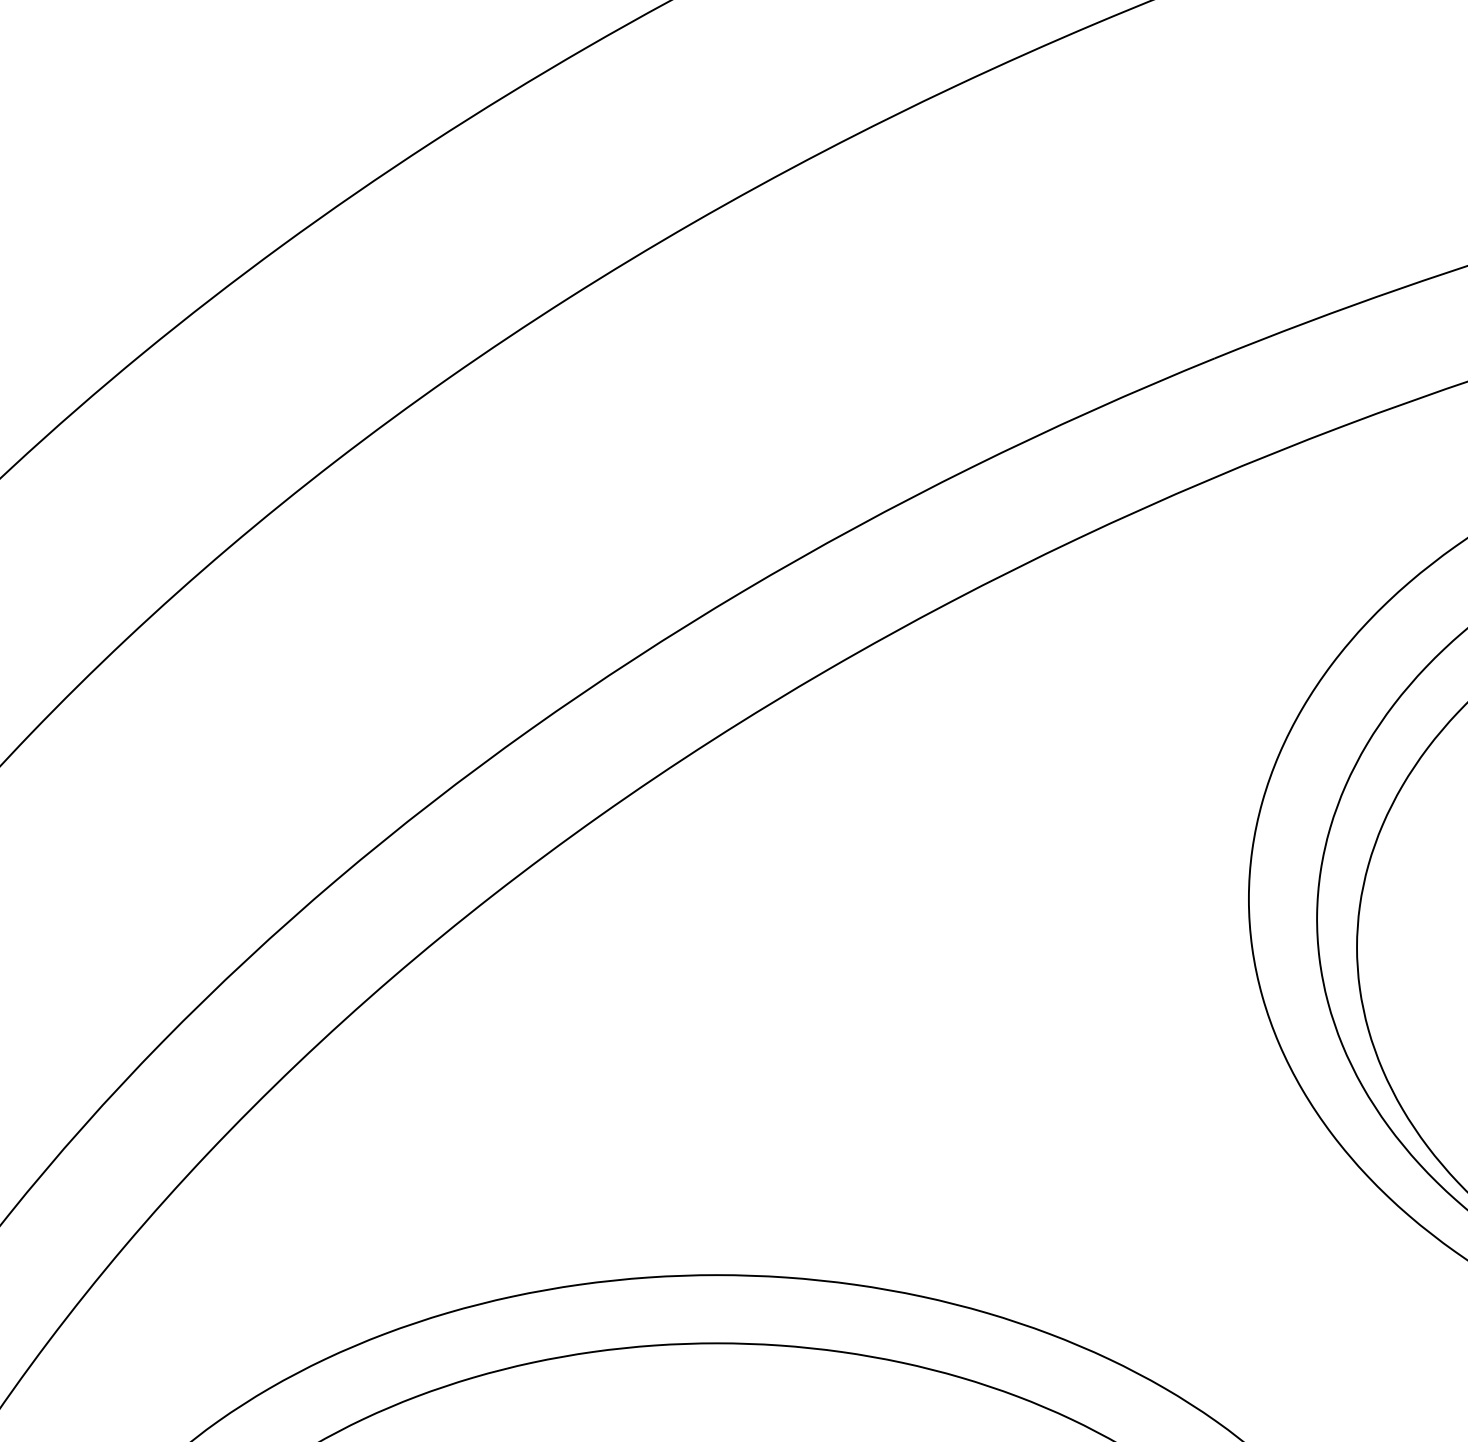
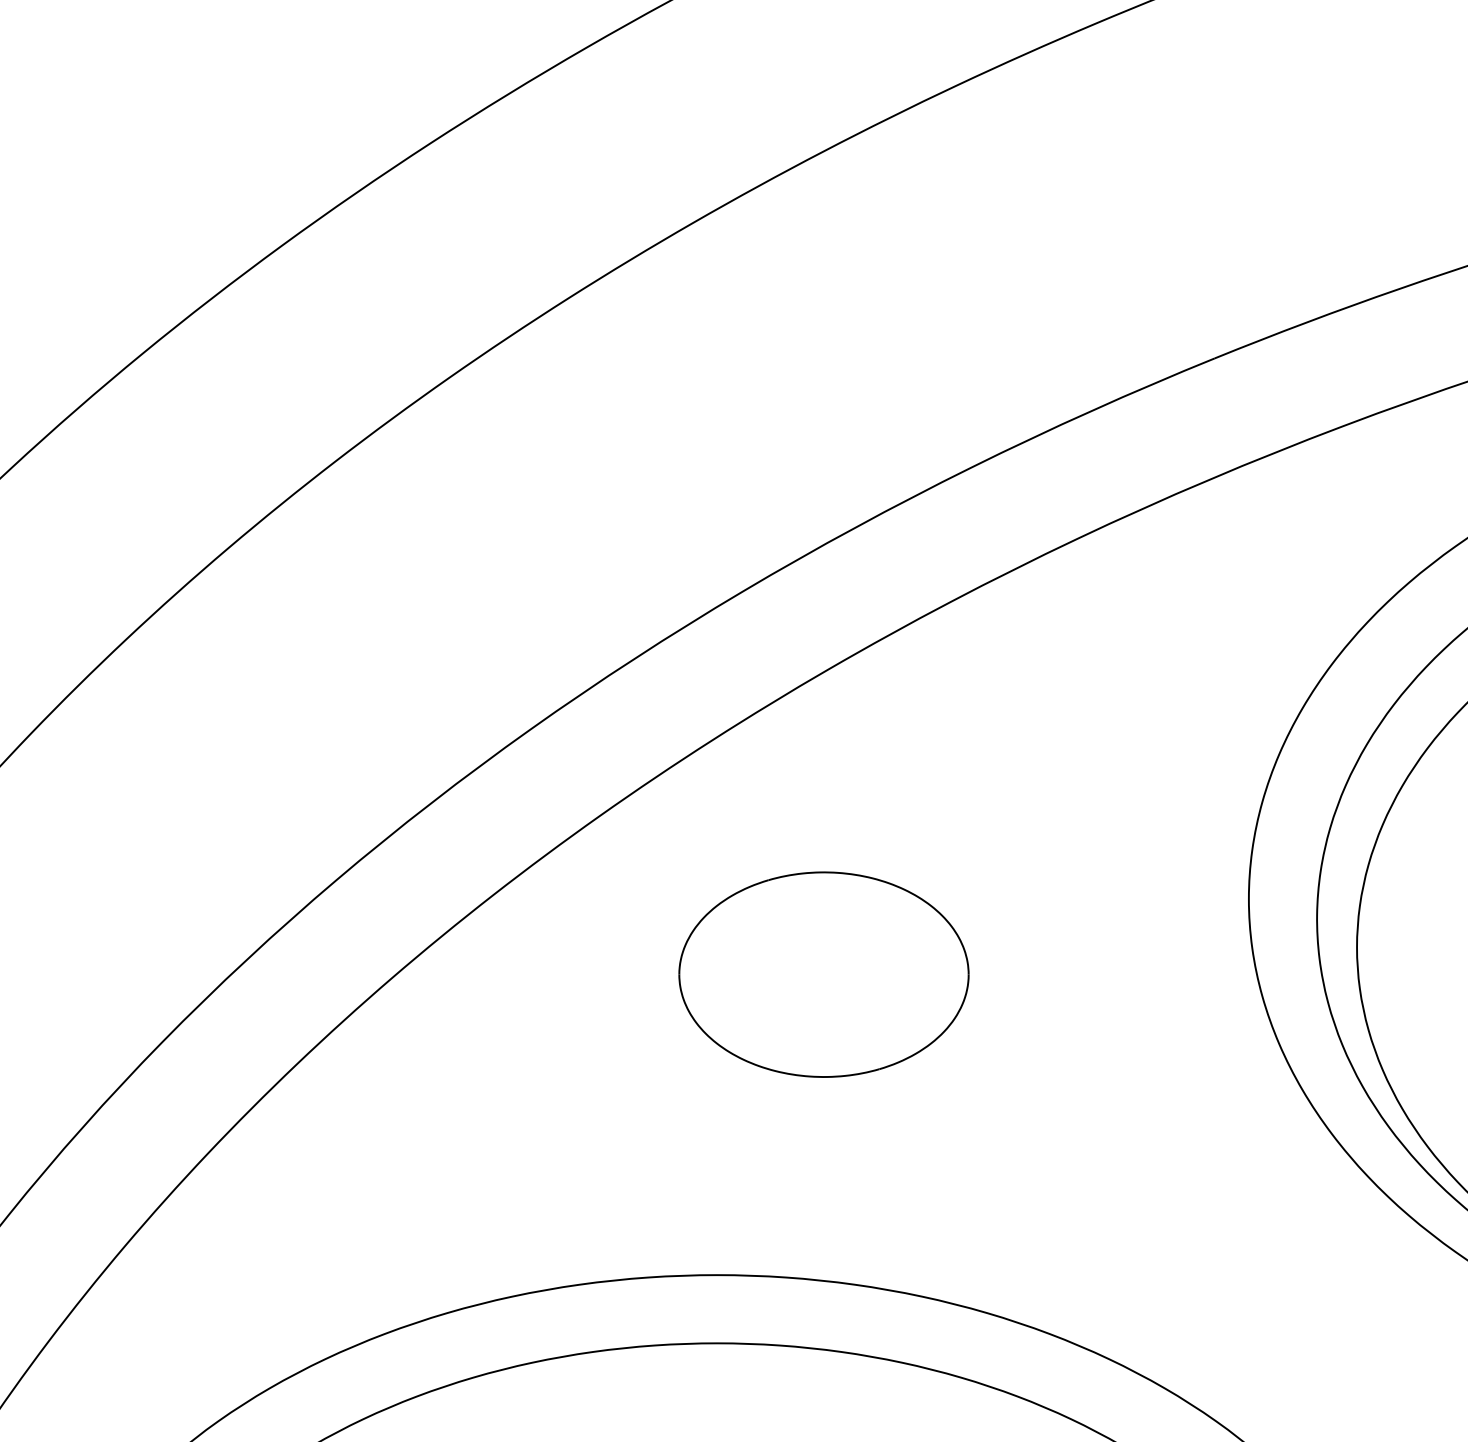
part: none -> present (823, 974)
